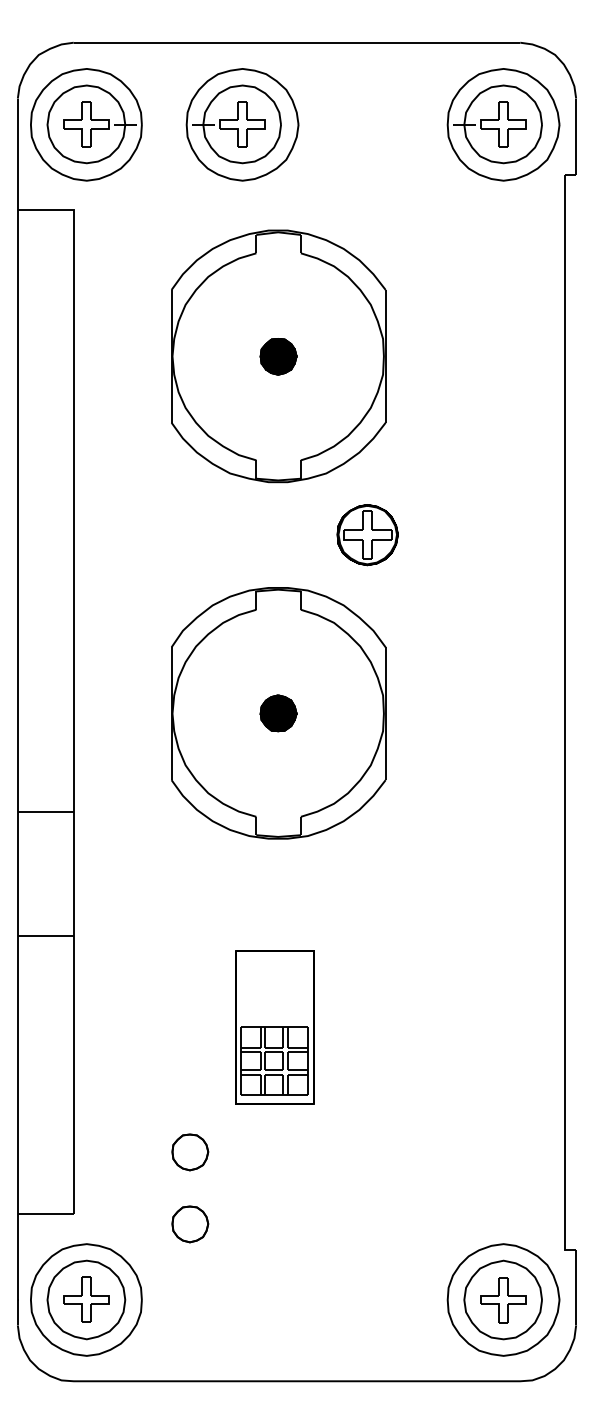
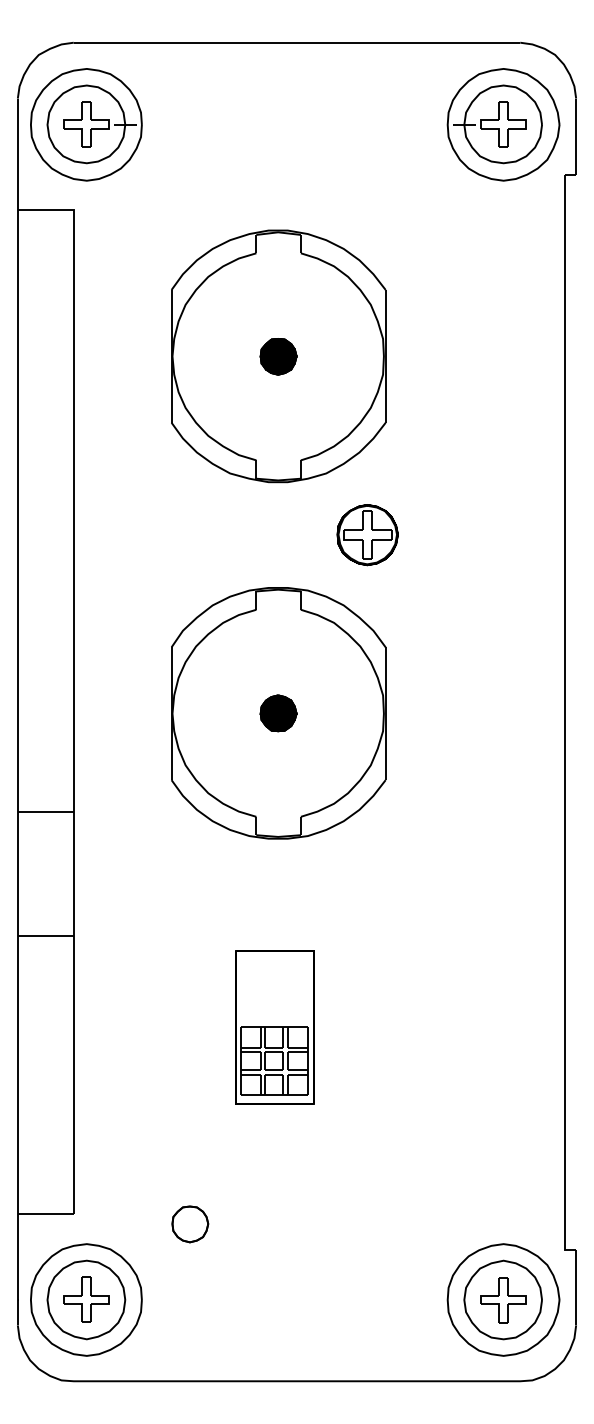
part: present -> none (242, 124)
part: present -> none (190, 1152)
